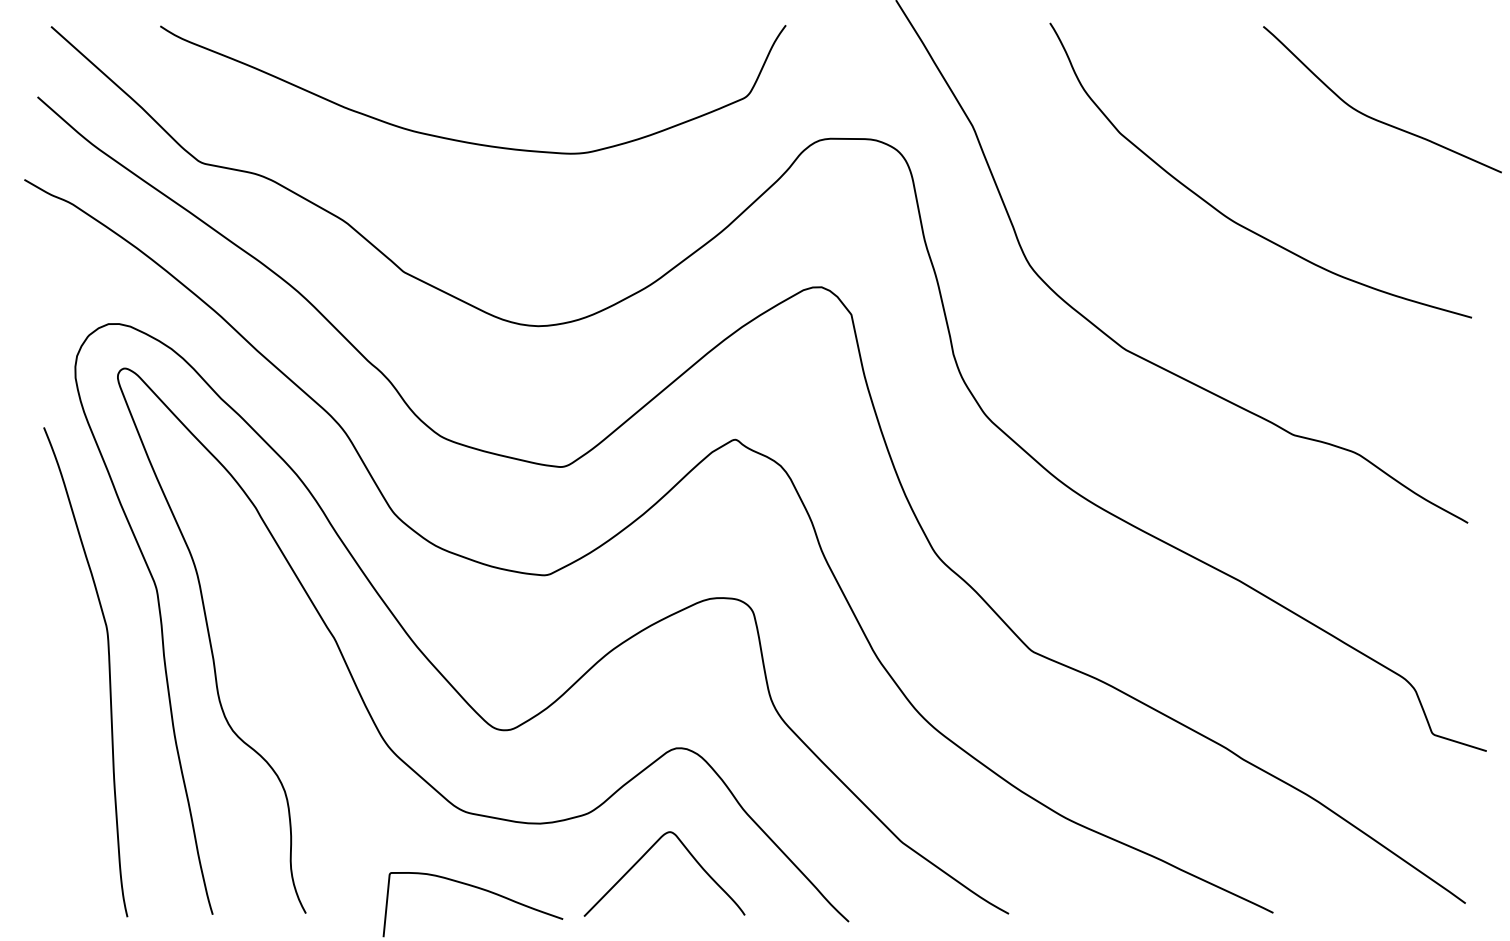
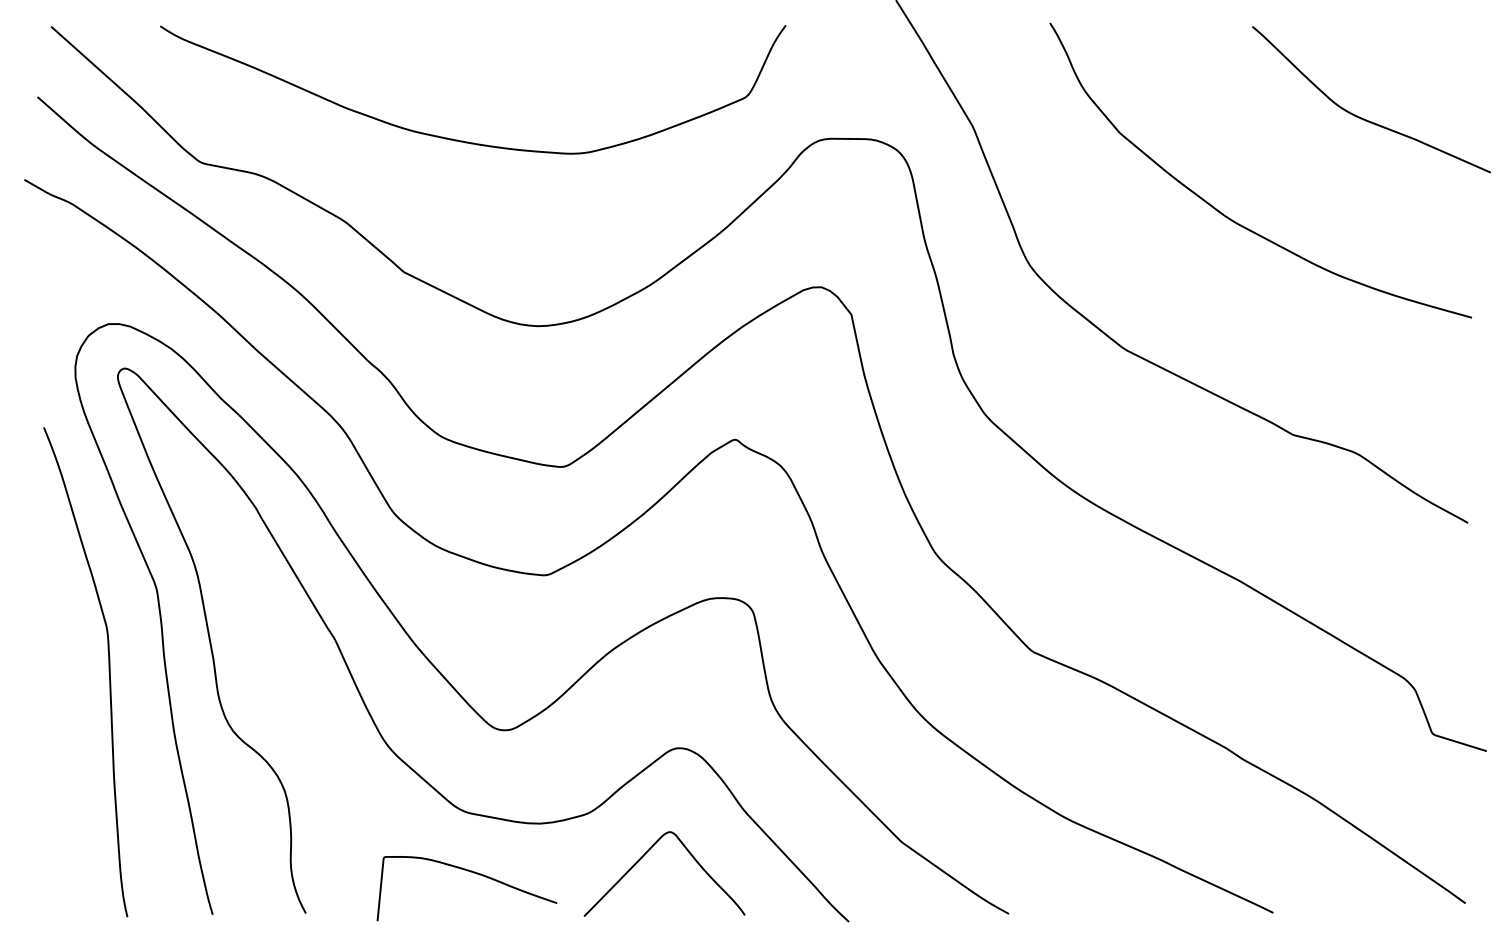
curve position: (1373, 117) -> (1362, 117) (1362, 117)
curve position: (476, 888) -> (470, 872) (470, 872)
